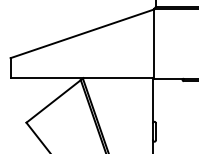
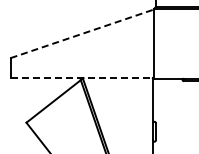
line: solid -> dashed (82, 33)
line: solid -> dashed (82, 78)
